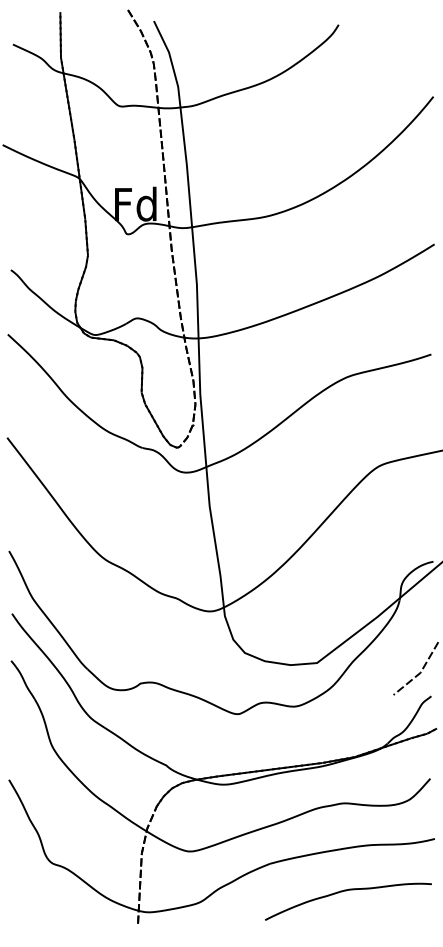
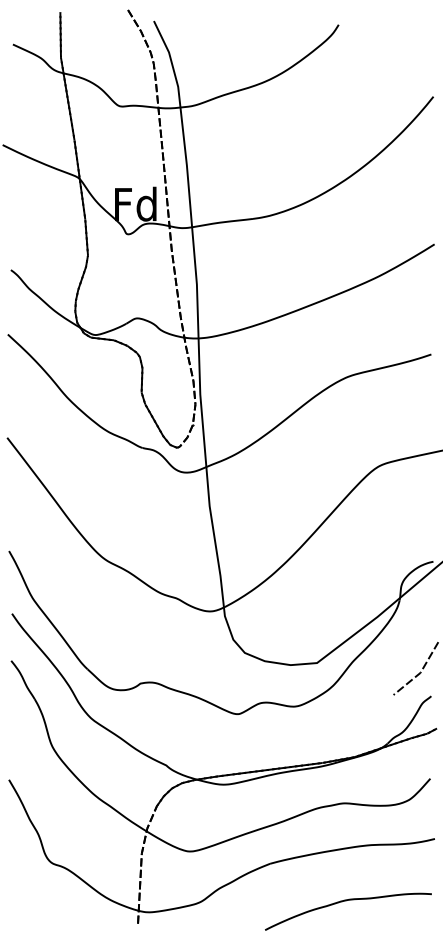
curve position: (346, 891) -> (346, 901) (346, 901)
